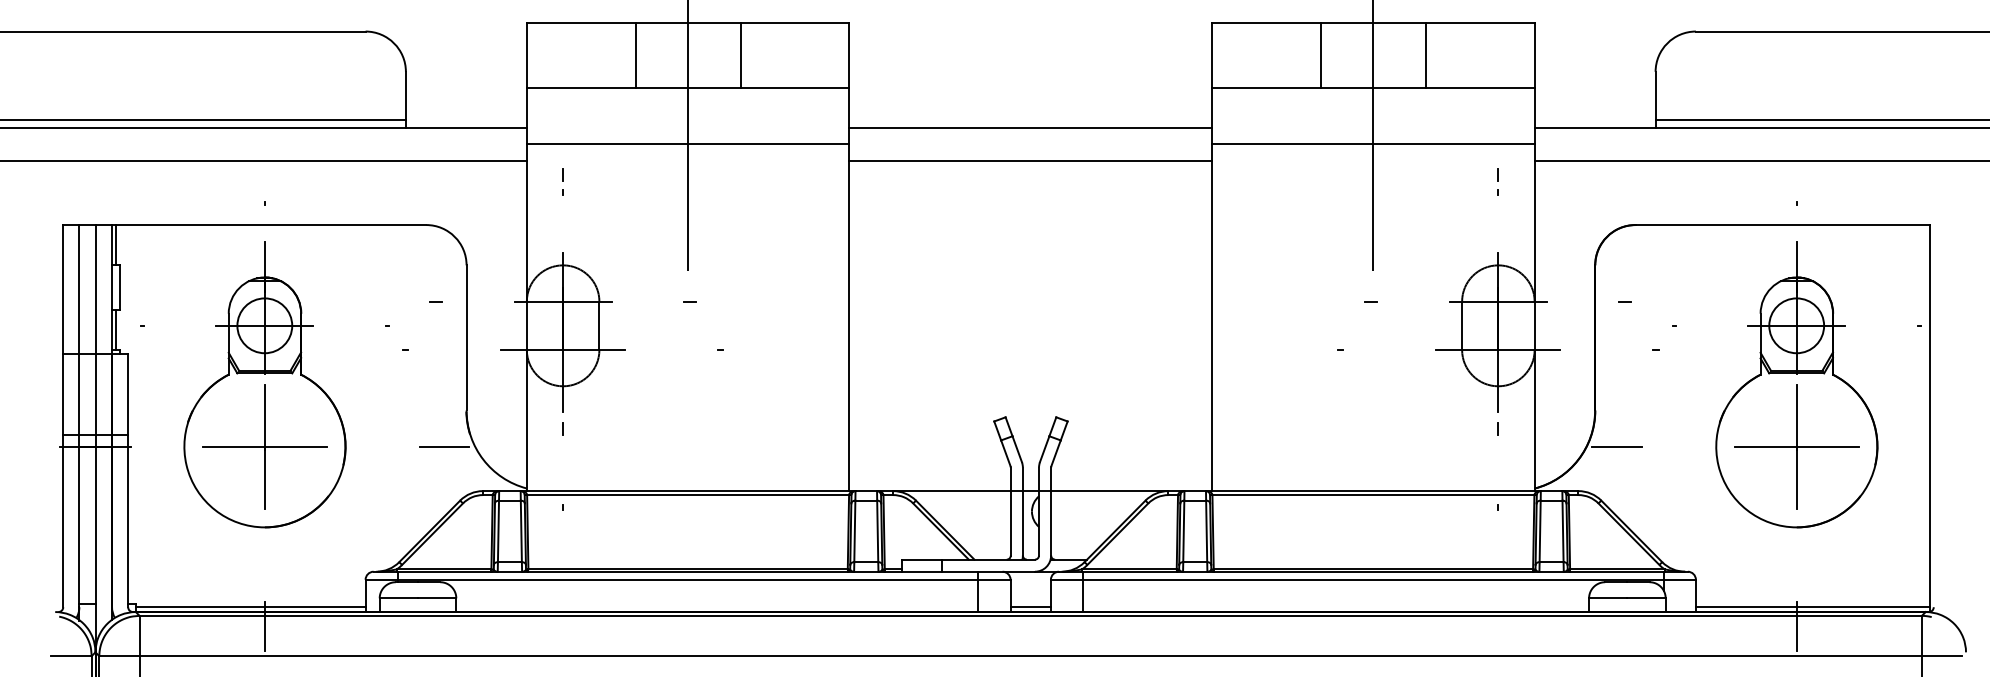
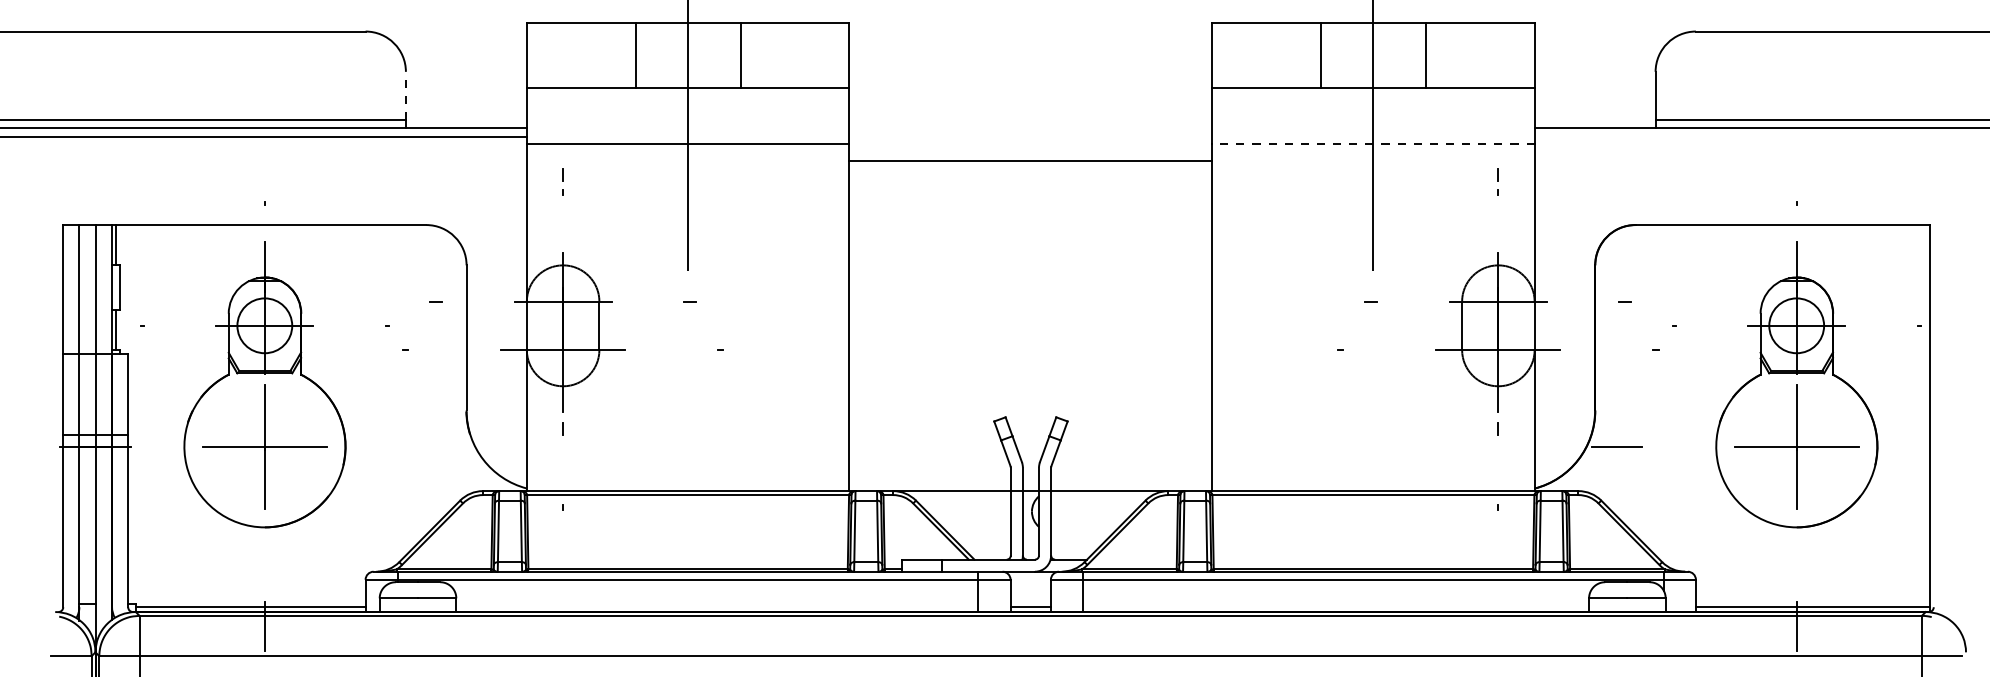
line: solid -> dashed (405, 95)
line: present -> none (1030, 128)
line: solid -> dashed (1372, 144)
line position: (264, 160) -> (264, 136) (264, 136)
line: present -> none (1760, 160)
line: present -> none (444, 446)
